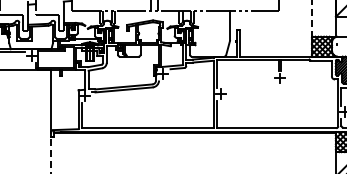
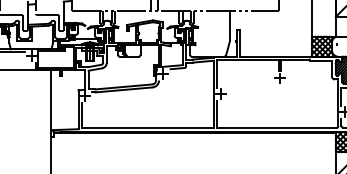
line: dashed -> solid (312, 18)
line: dashed -> solid (51, 156)
